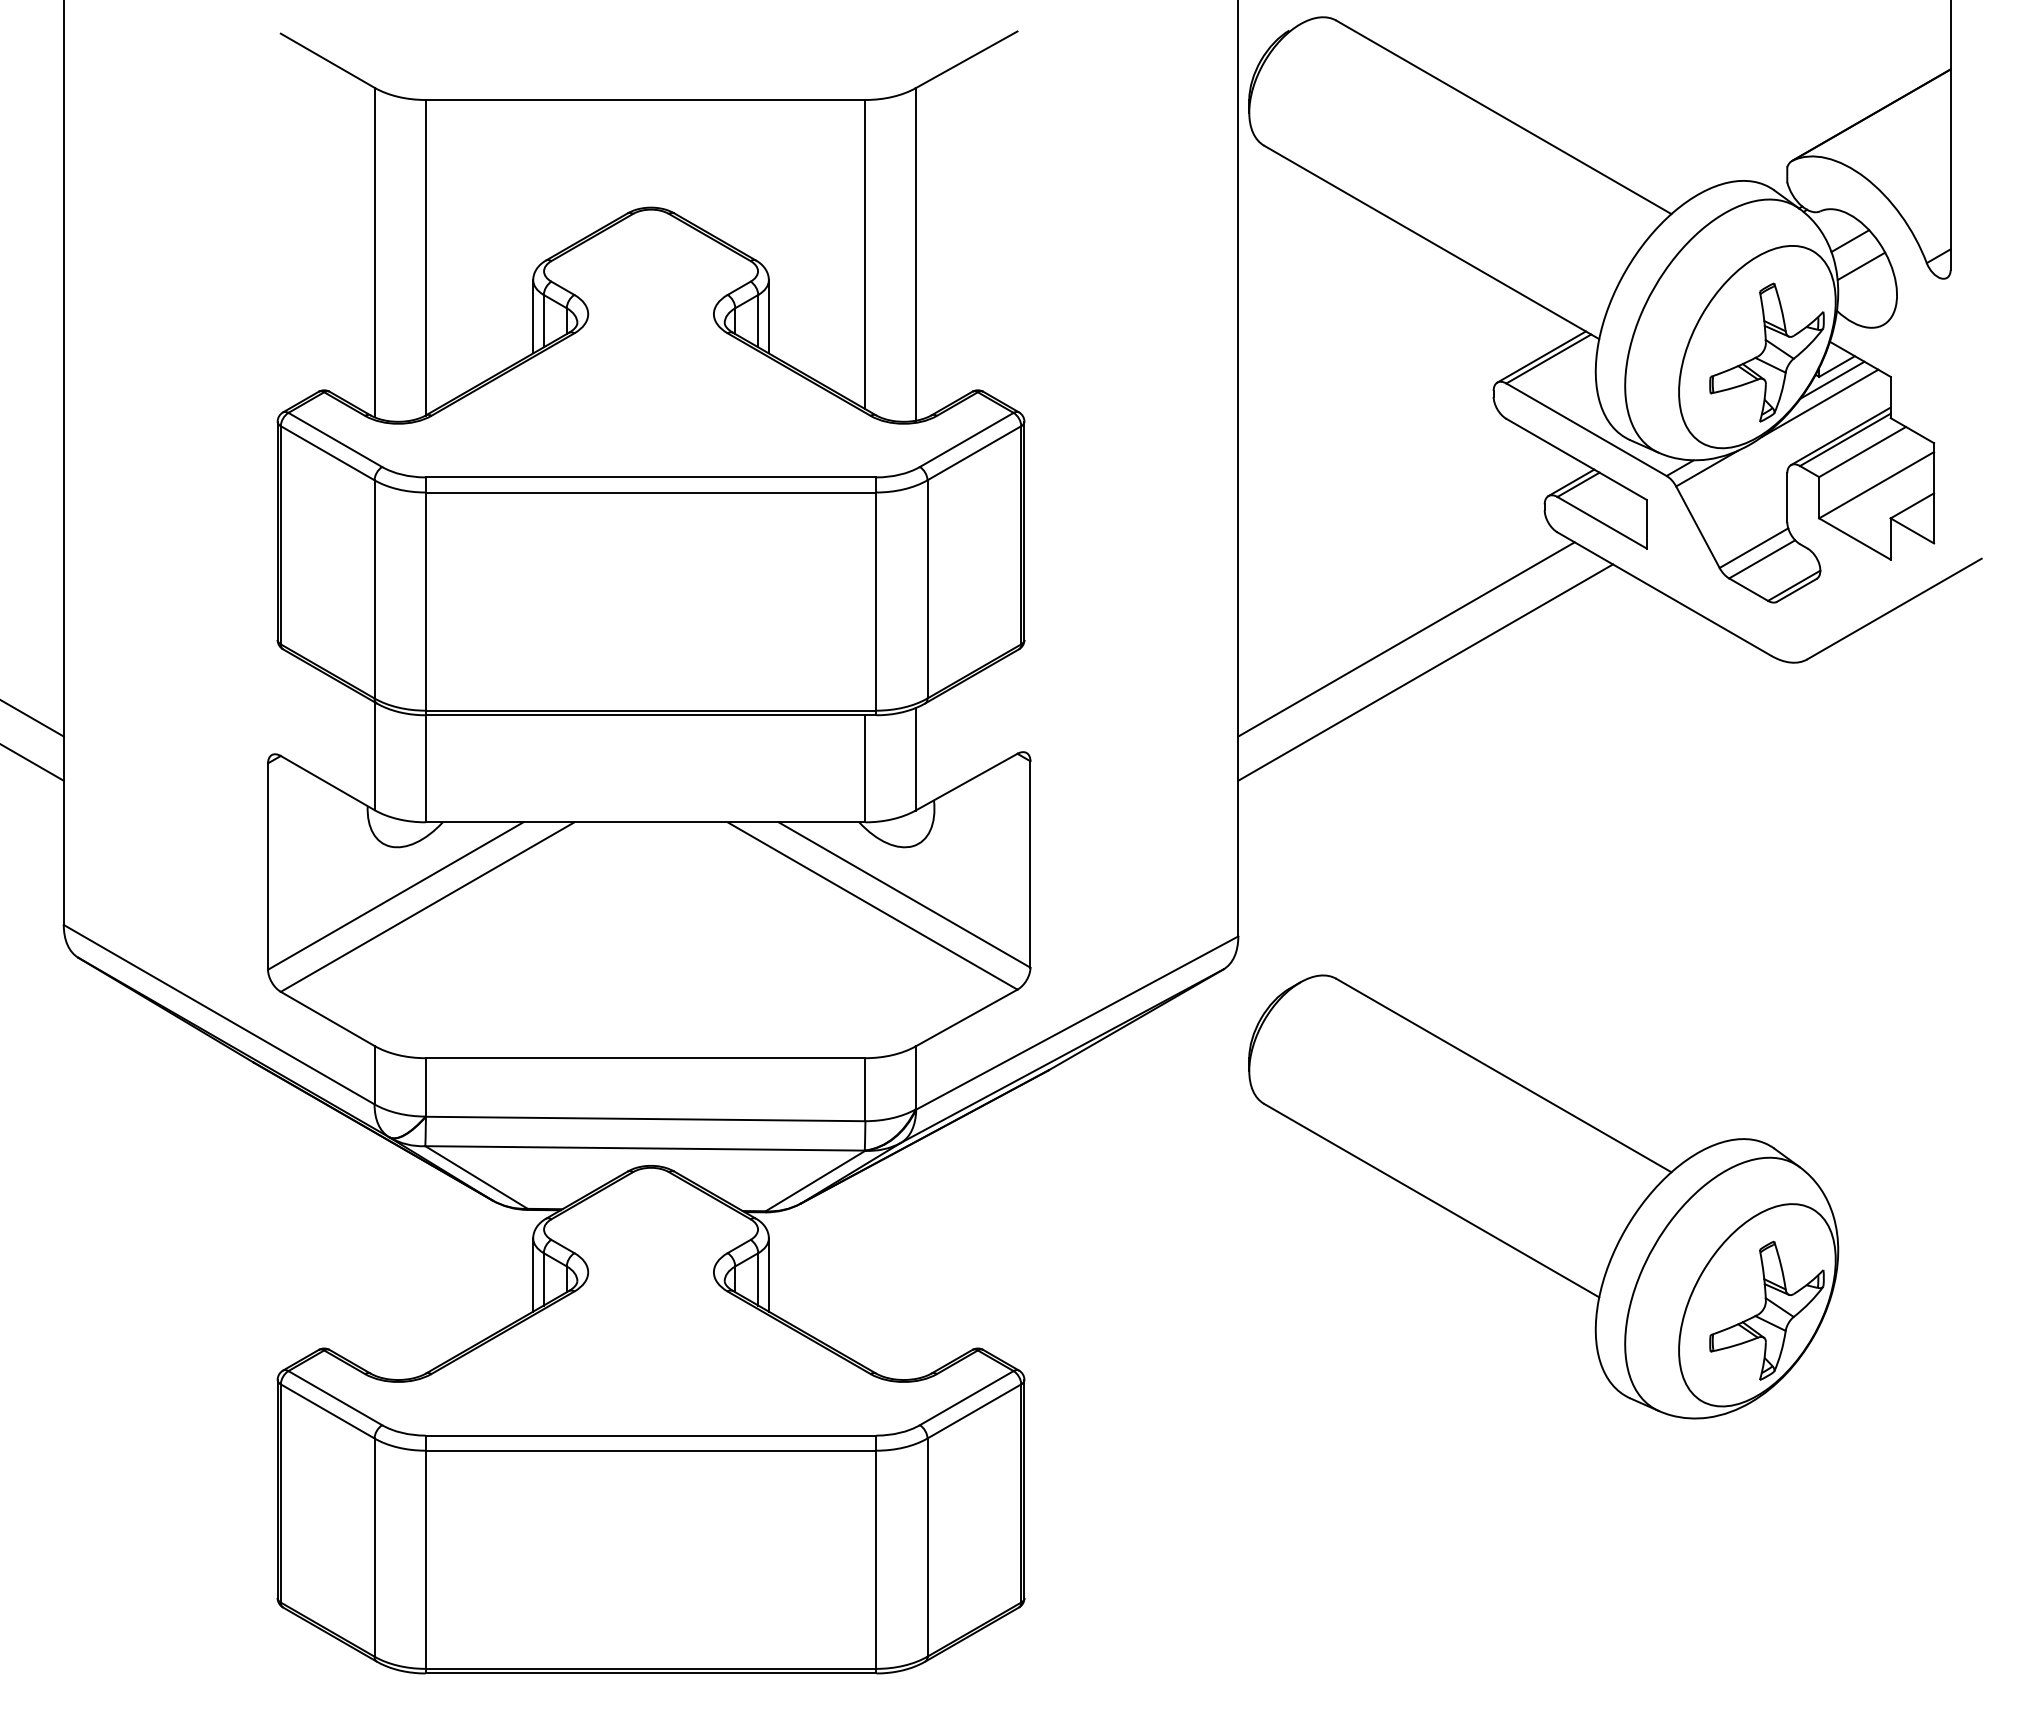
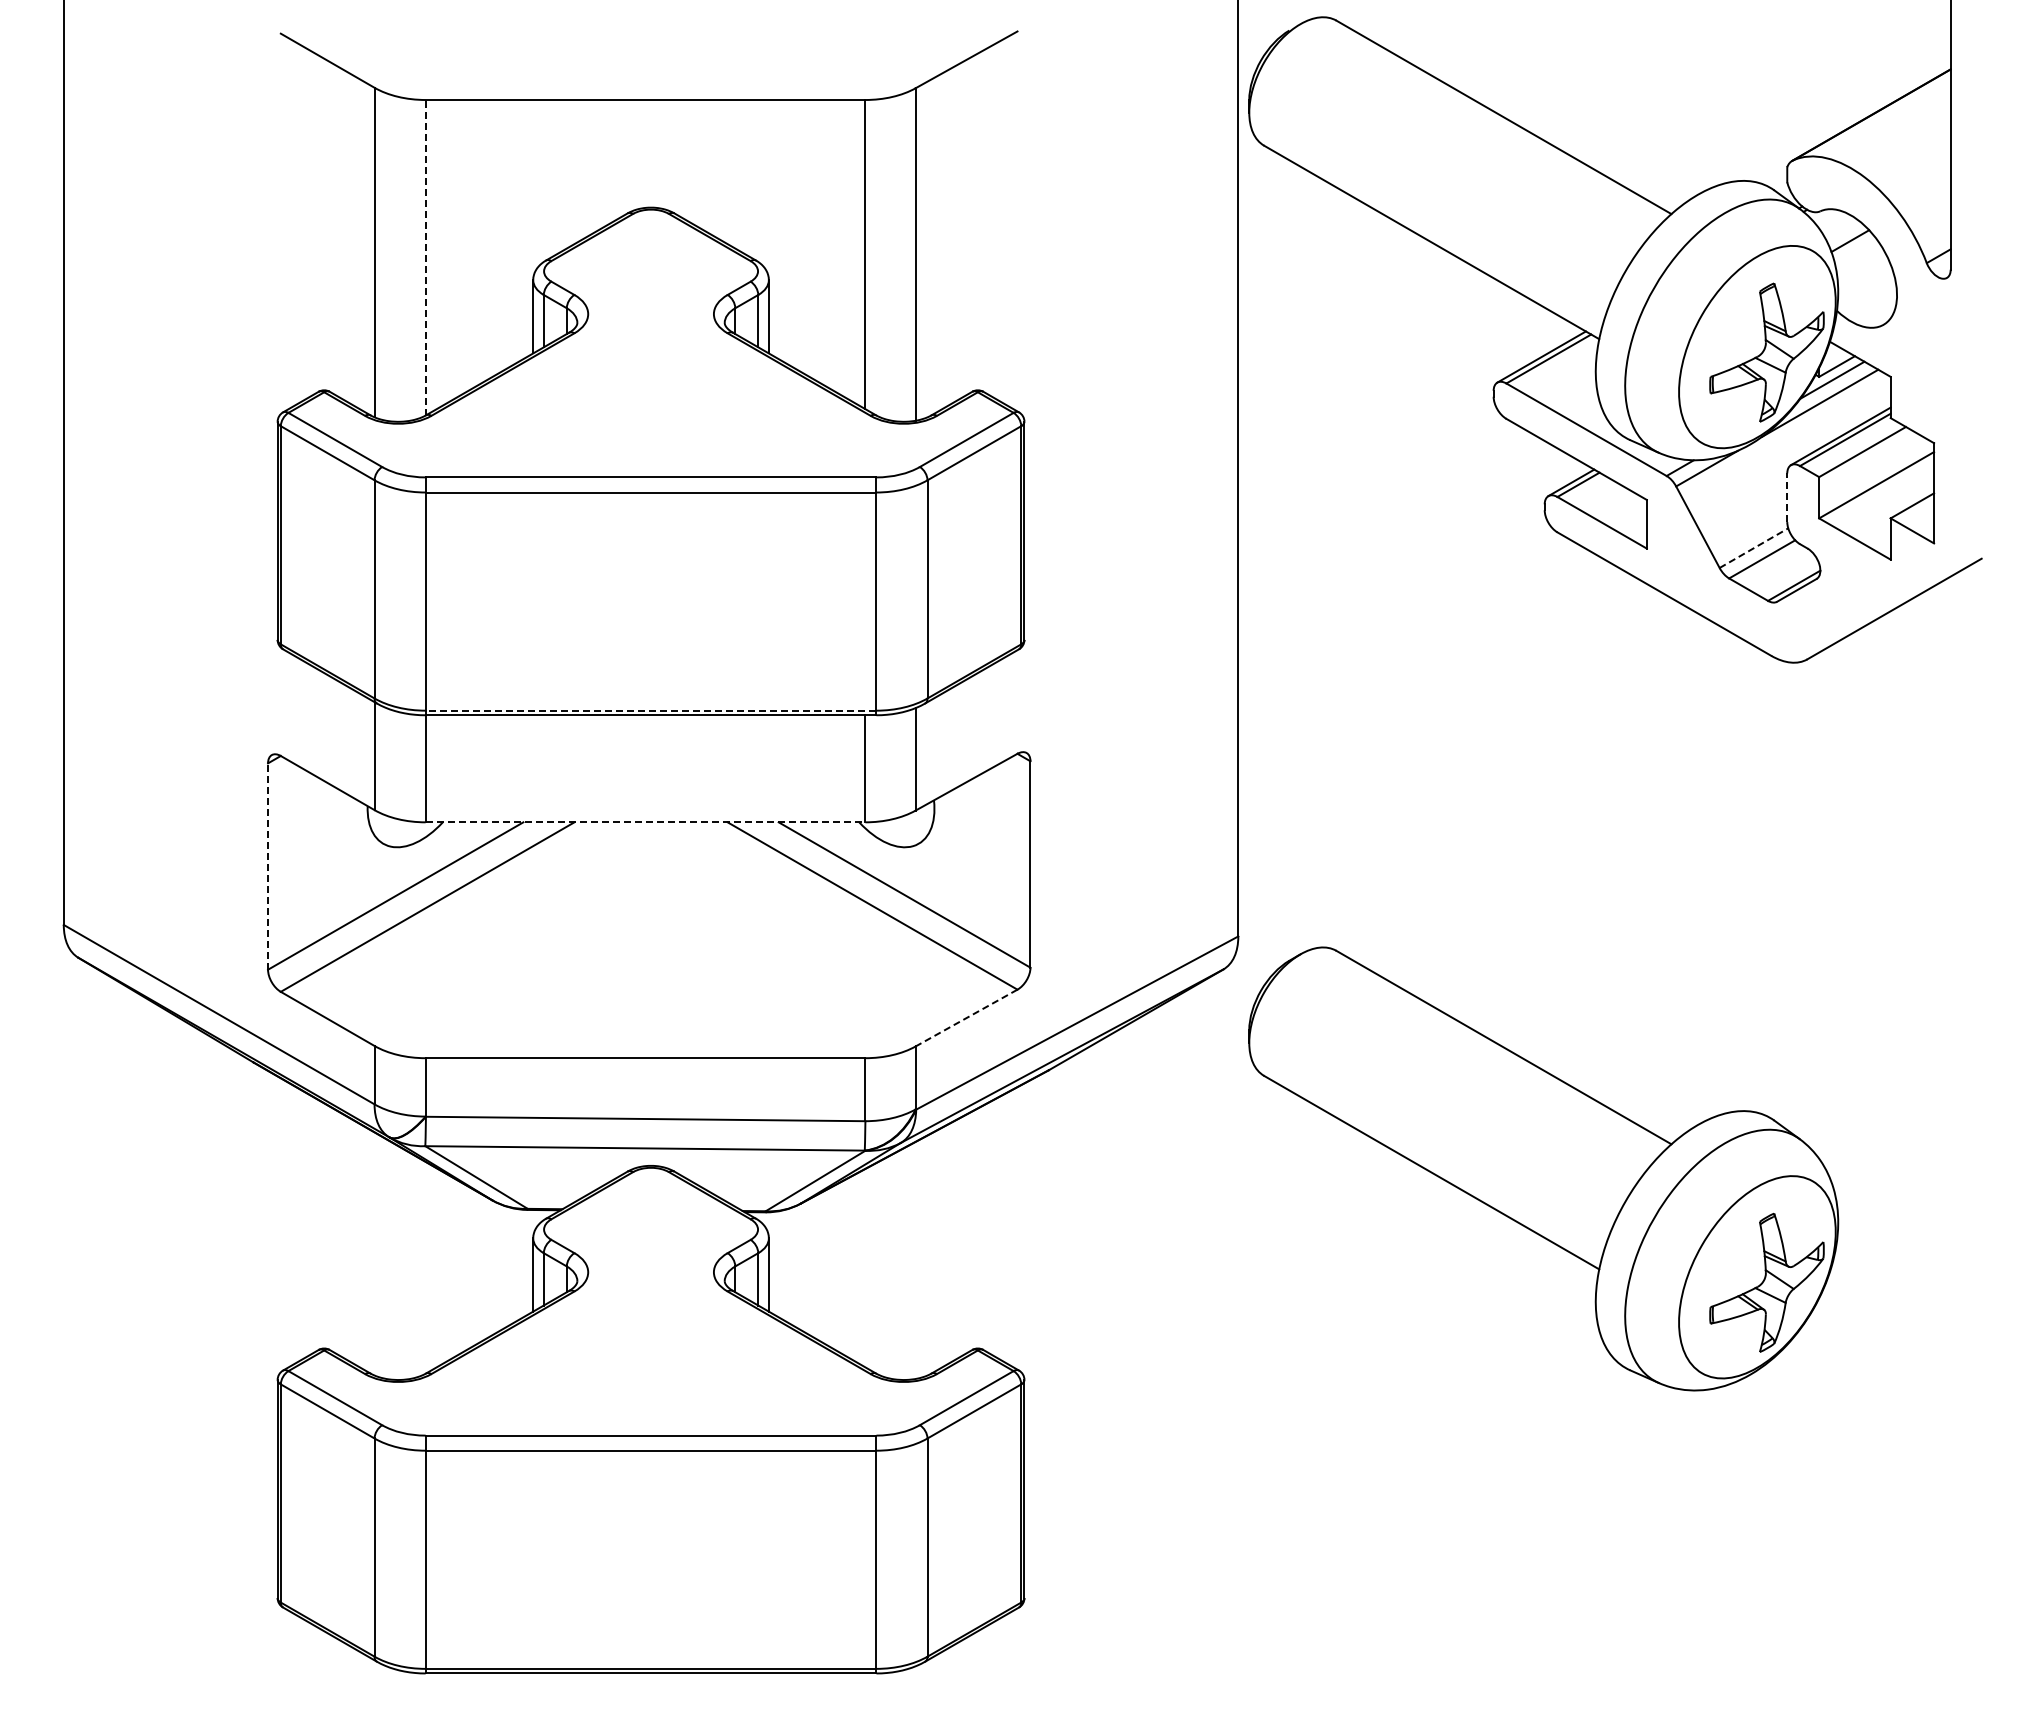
line: solid -> dashed (425, 257)
line: present -> none (1861, 266)
line: solid -> dashed (1787, 497)
line: solid -> dashed (1753, 548)
line: present -> none (1406, 639)
line: present -> none (1425, 672)
line: solid -> dashed (650, 710)
line: present -> none (32, 718)
line: present -> none (32, 762)
line: solid -> dashed (645, 822)
line: solid -> dashed (268, 866)
line: solid -> dashed (966, 1018)
part position: (1543, 1196) -> (1543, 1168) (1543, 1168)
